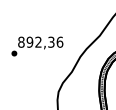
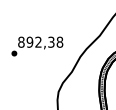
text: 892,36 -> 892,38 (59, 41)
